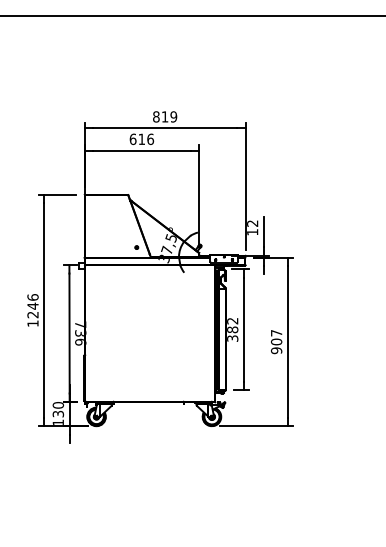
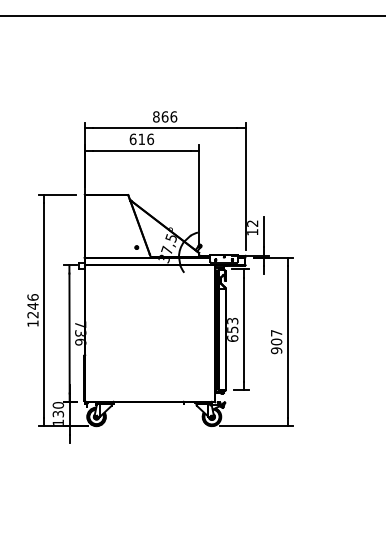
text: 819 -> 866 (169, 116)
text: 382 -> 653 (232, 329)
